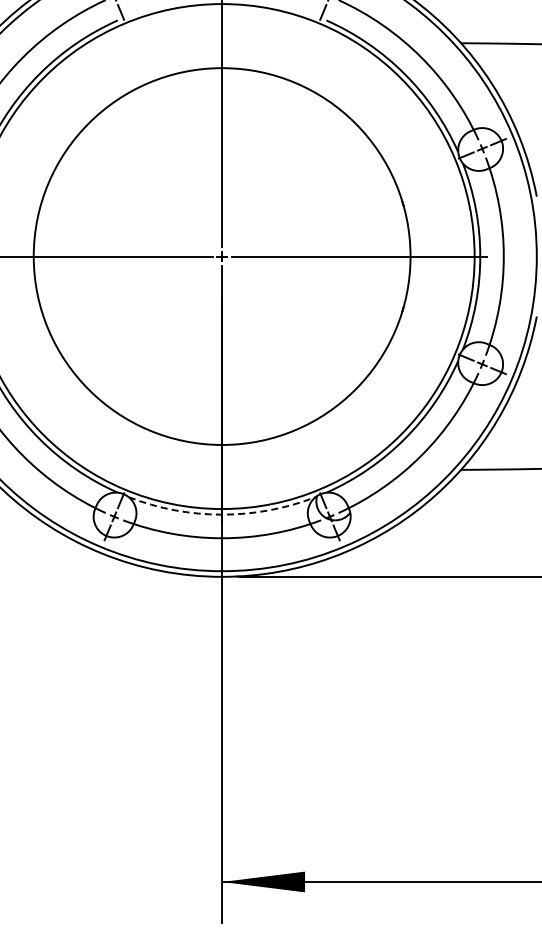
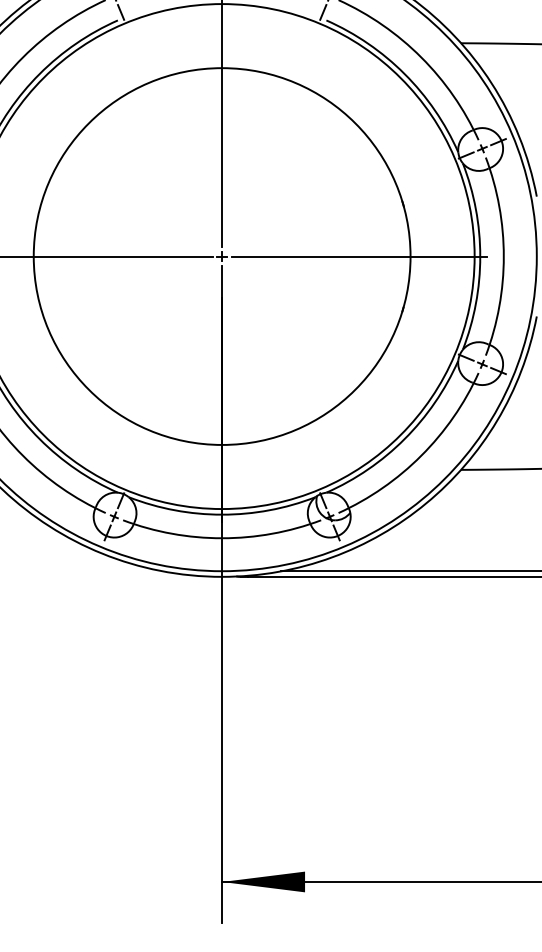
arc: dashed -> solid (222, 514)
line: none -> present (409, 571)
